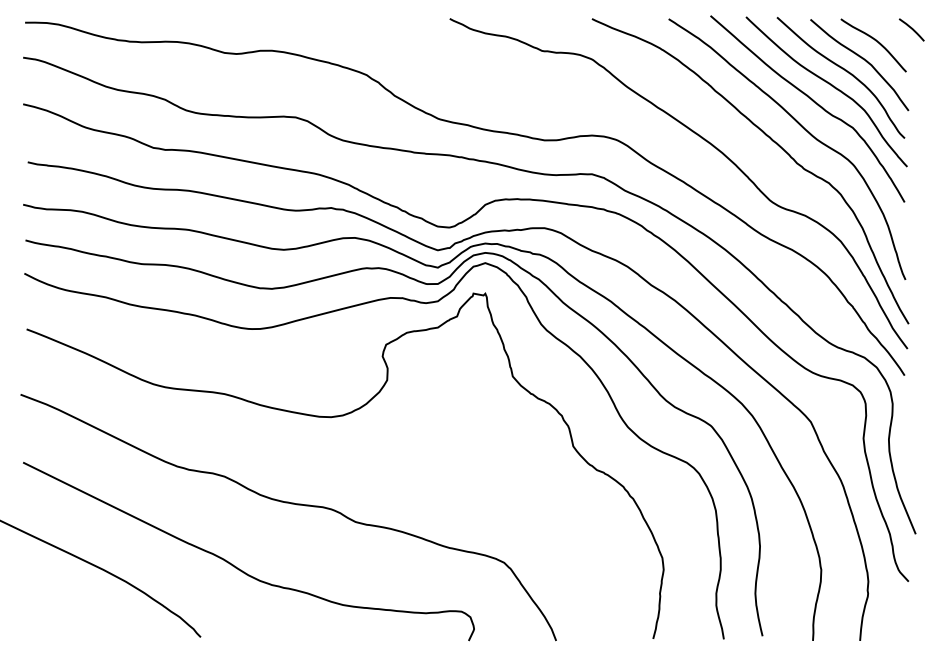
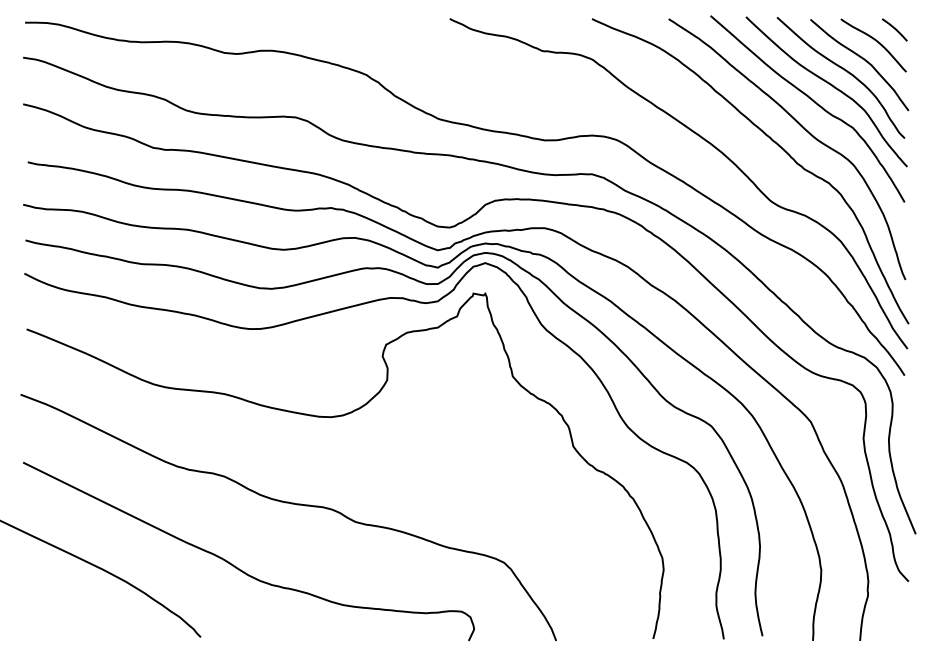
line position: (911, 29) -> (894, 29) (894, 29)
